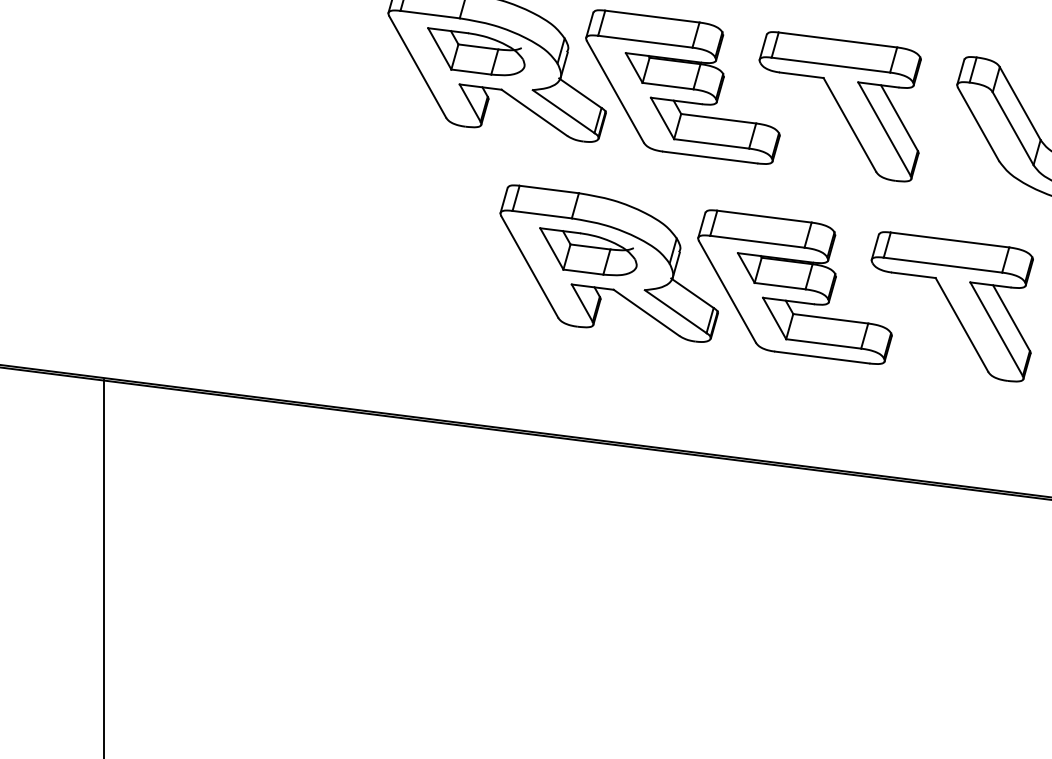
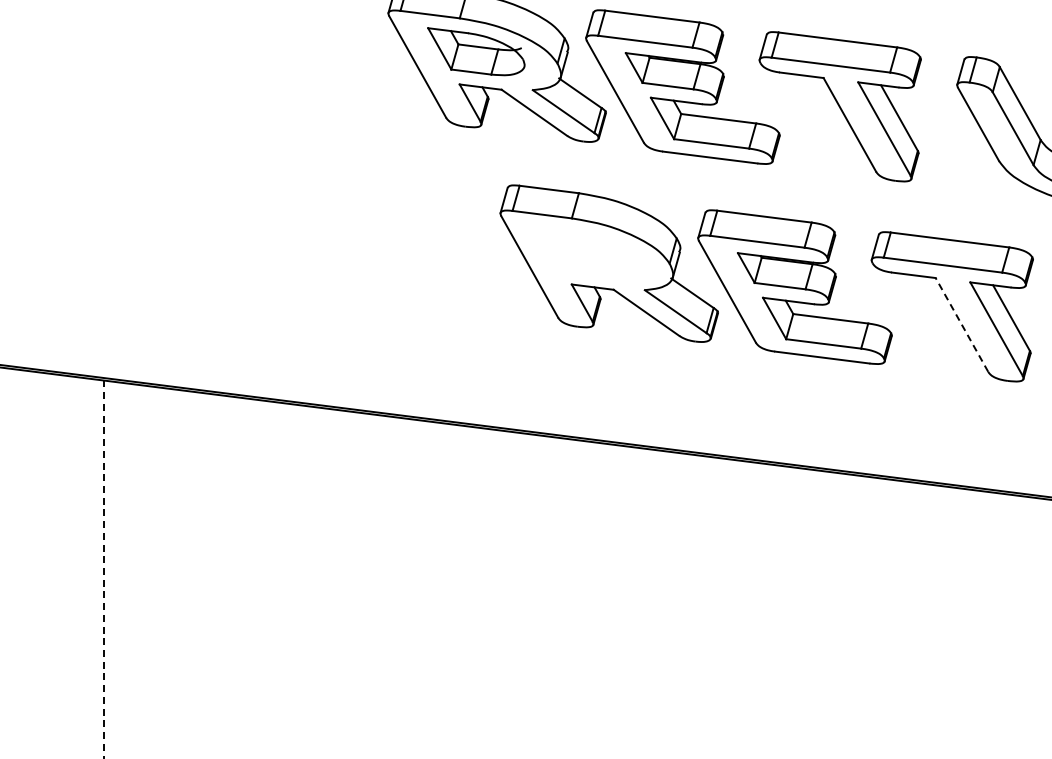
part: present -> none (588, 251)
line: solid -> dashed (961, 324)
line: solid -> dashed (103, 569)
